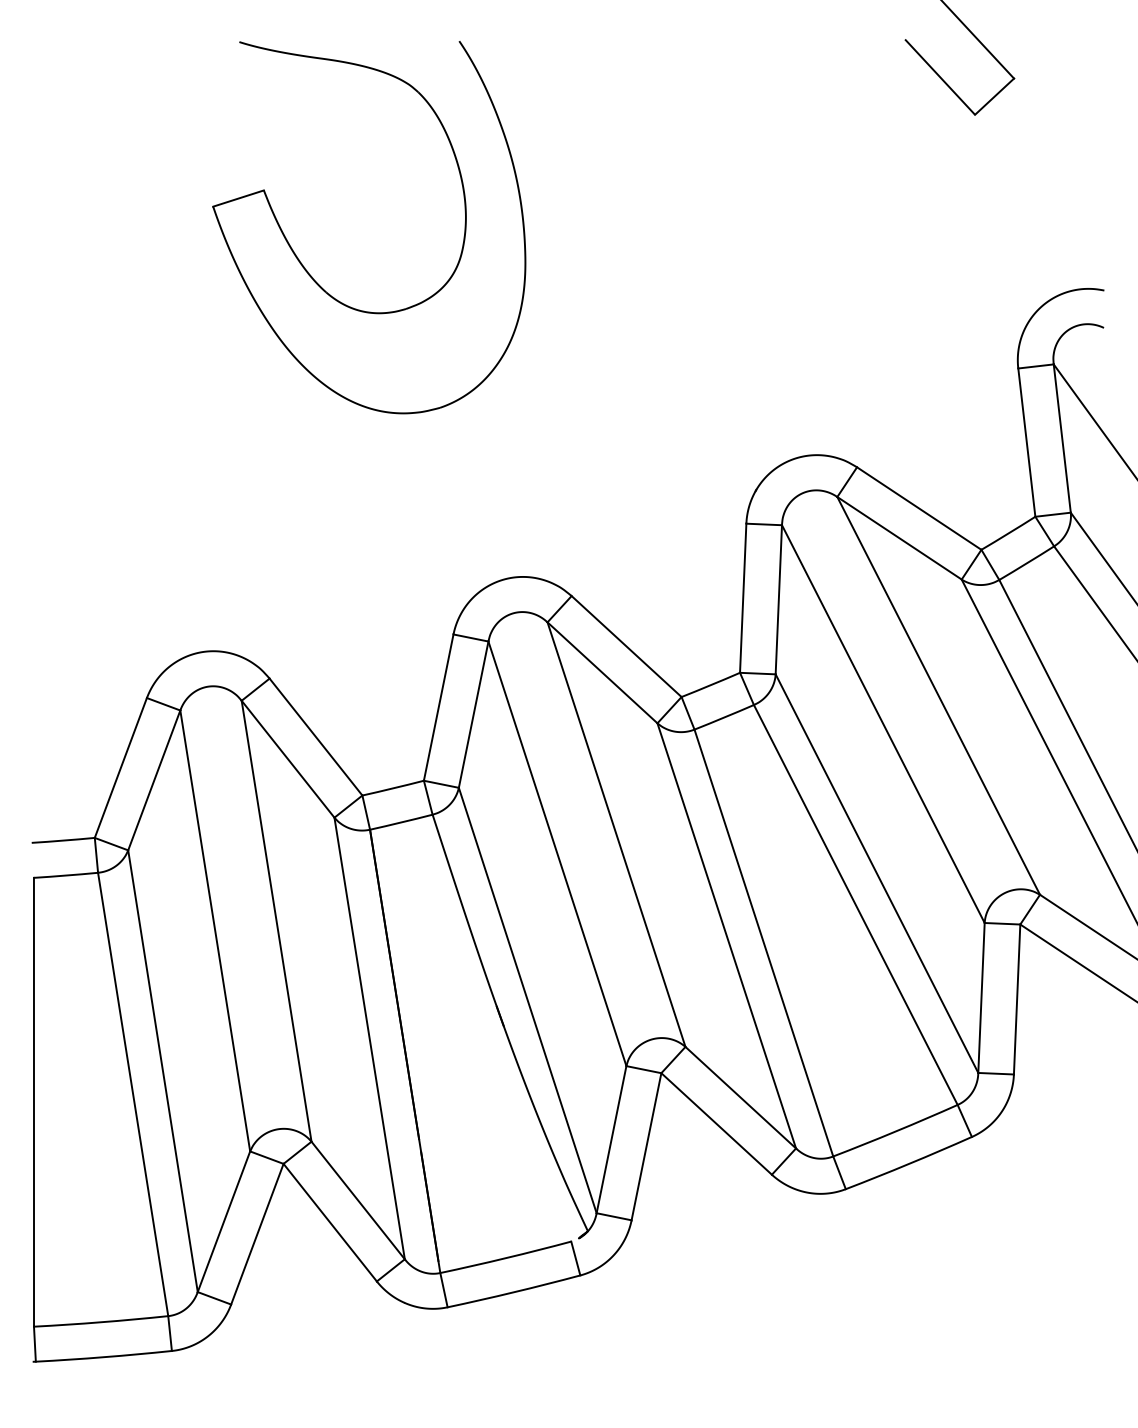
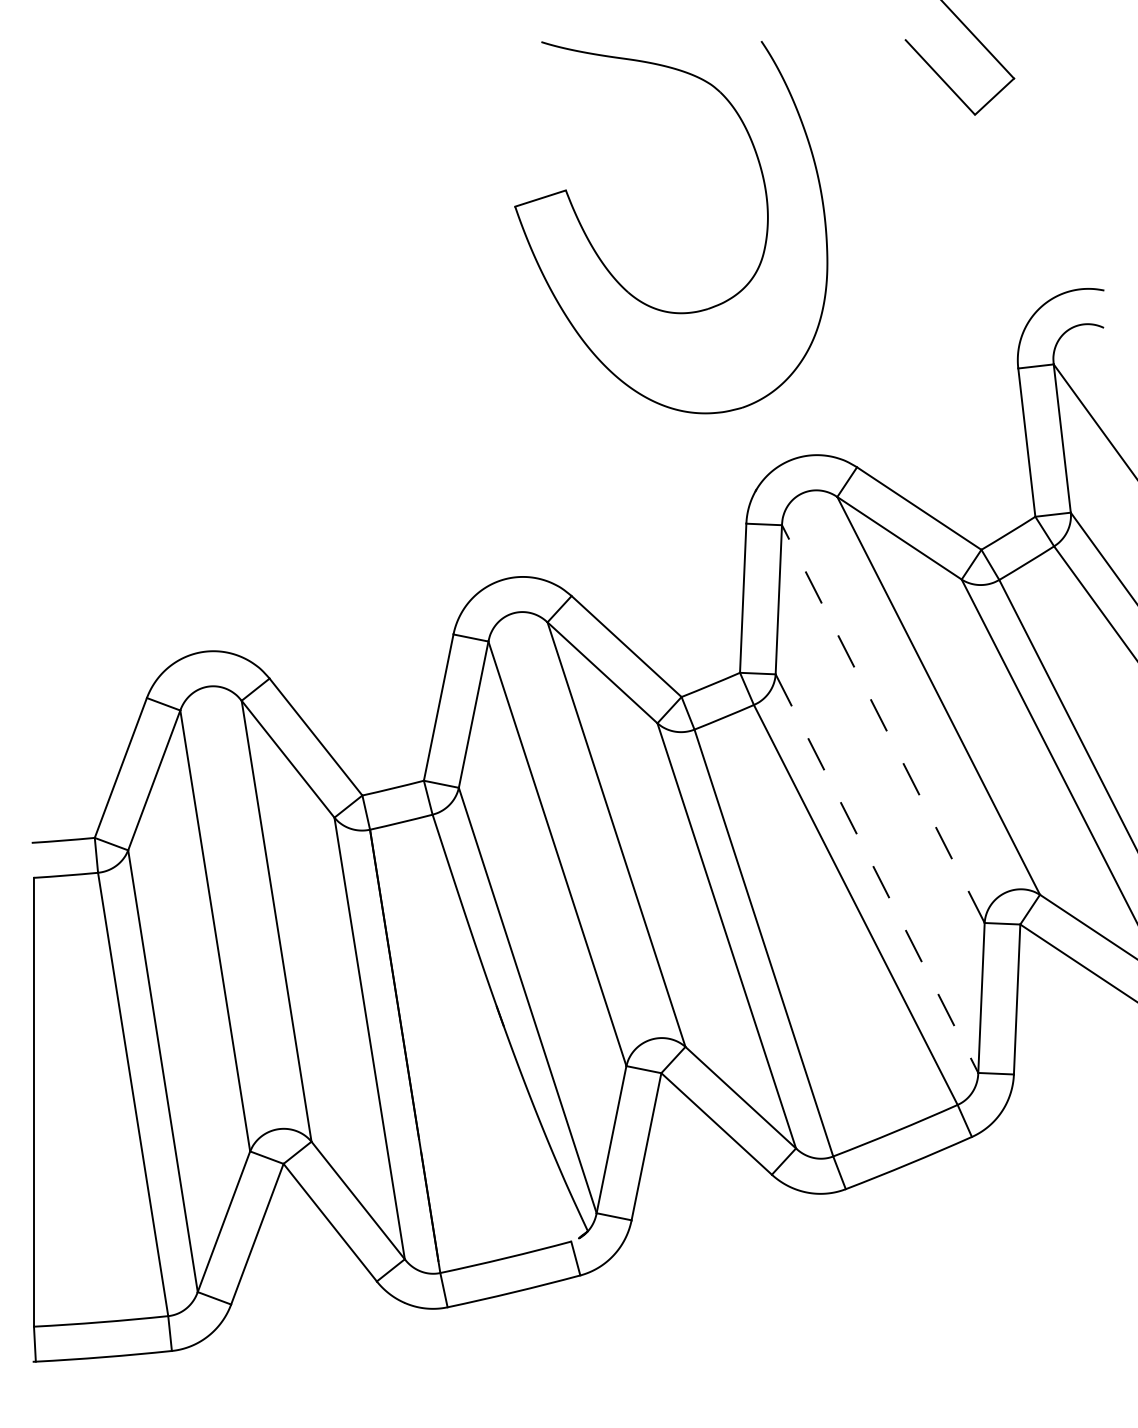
part position: (312, 276) -> (614, 276) (614, 276)
line: solid -> dashed (883, 723)
line: solid -> dashed (876, 873)
